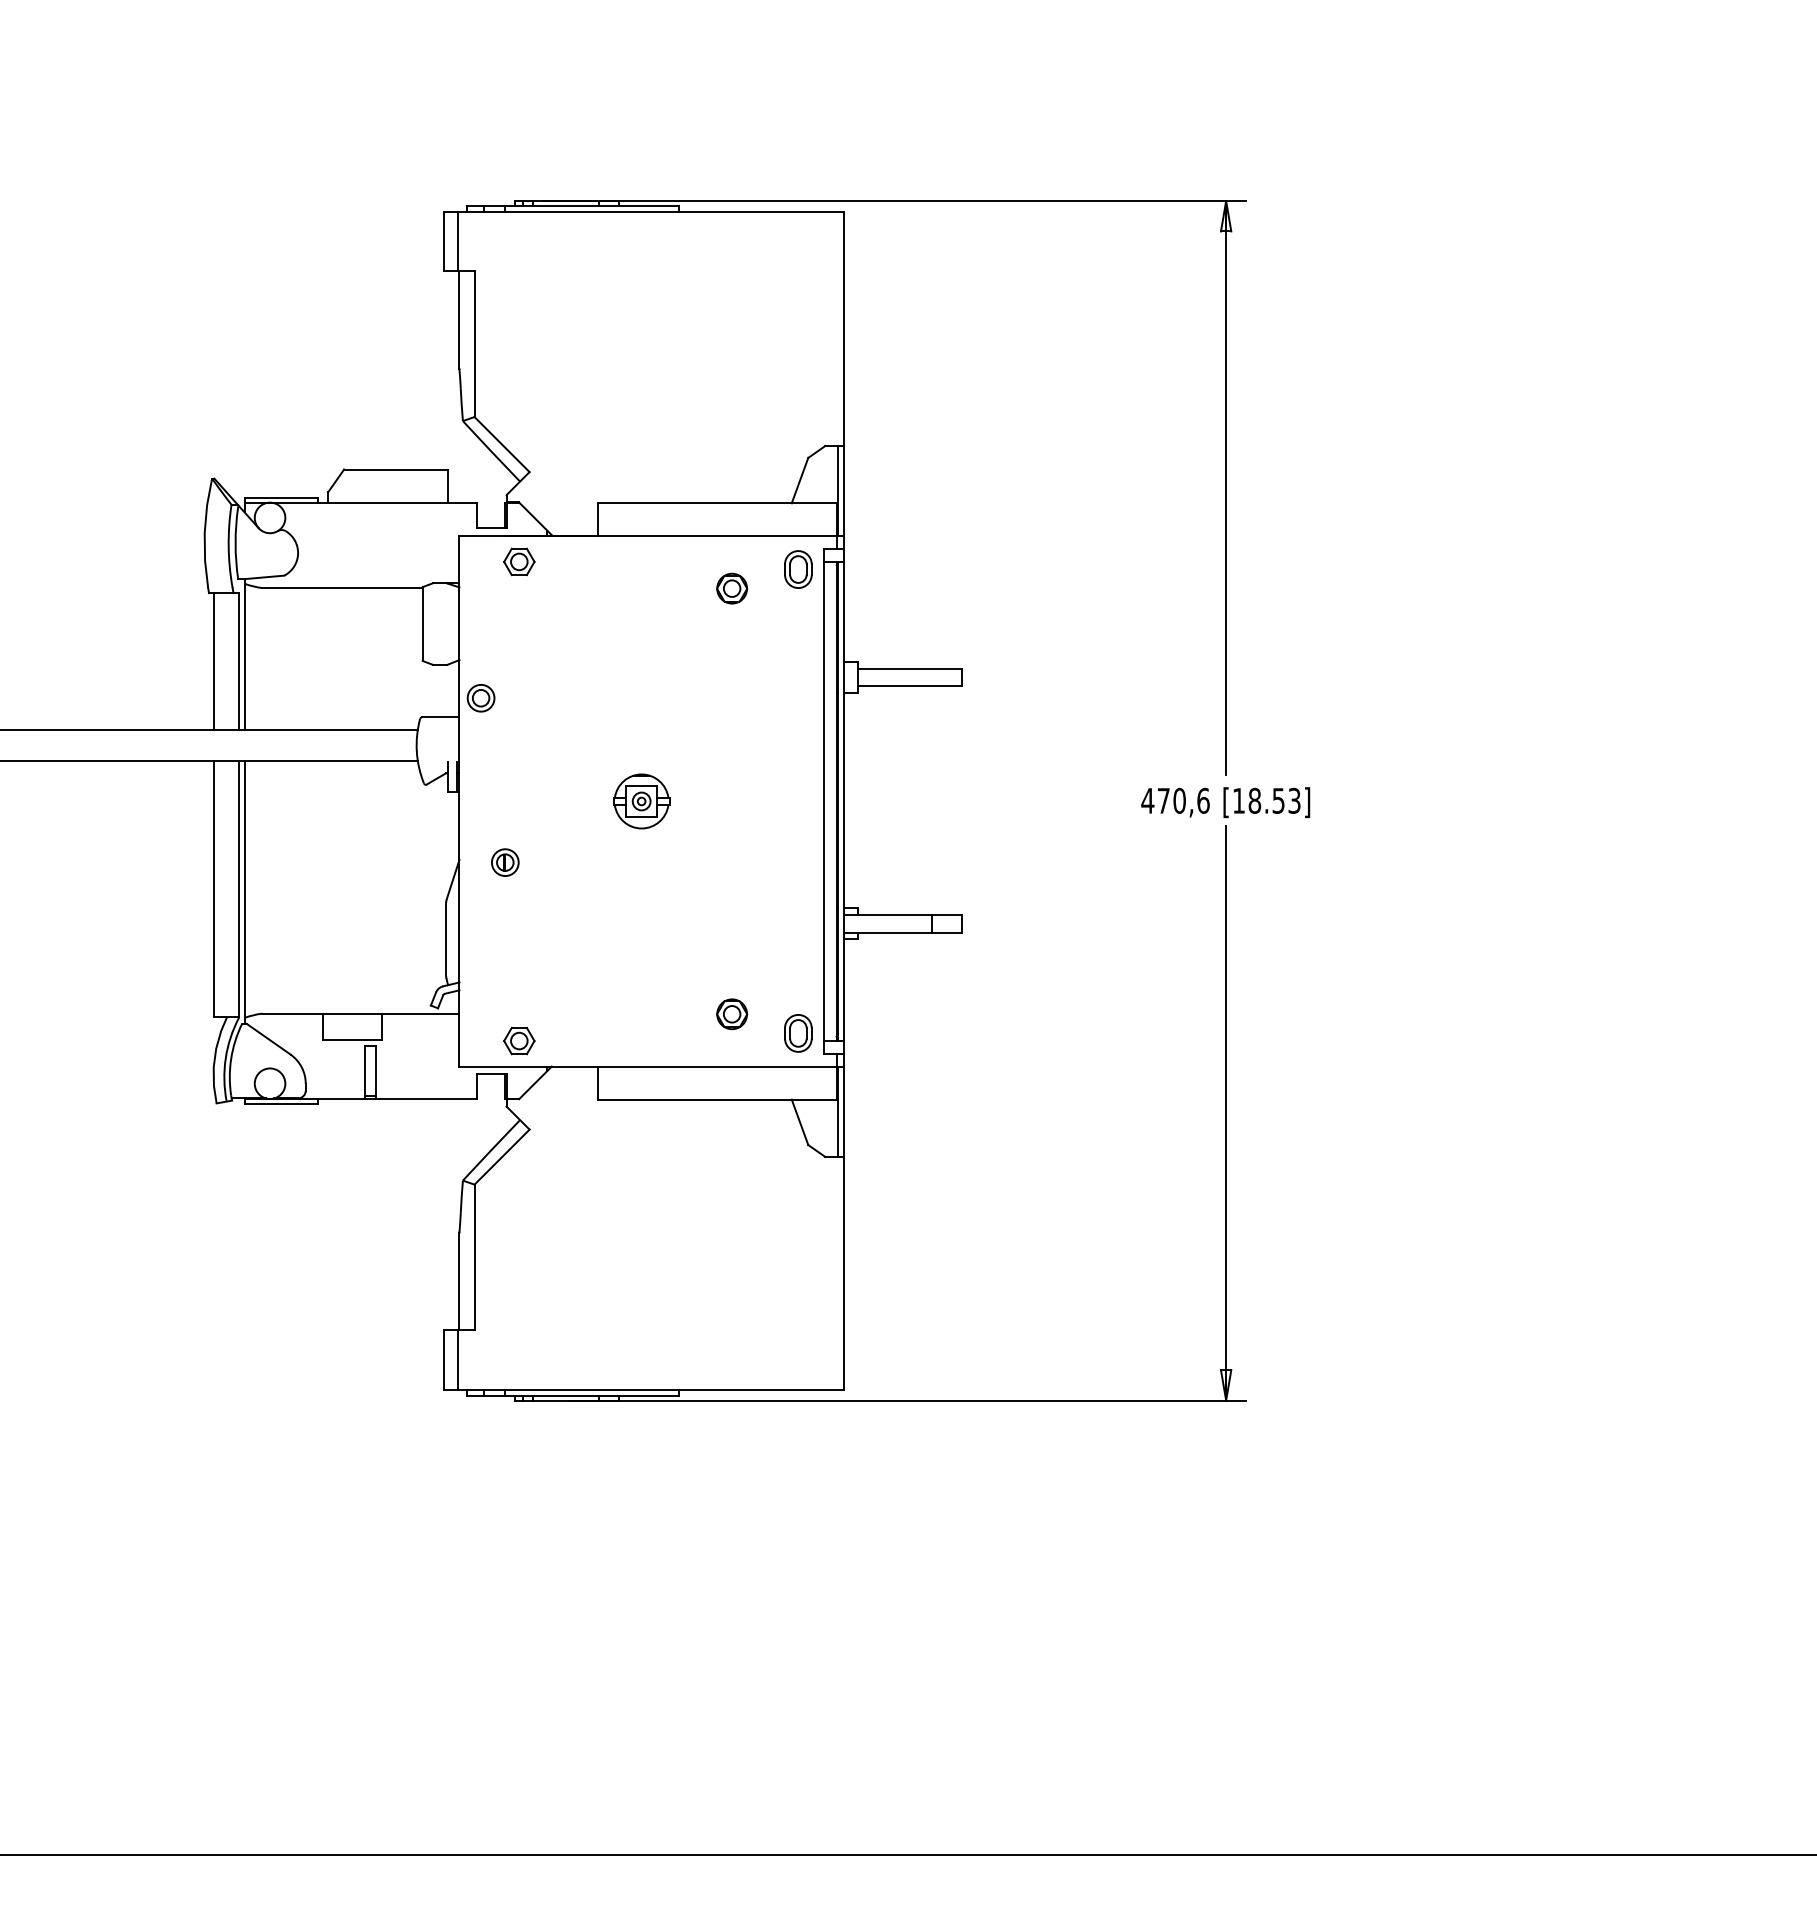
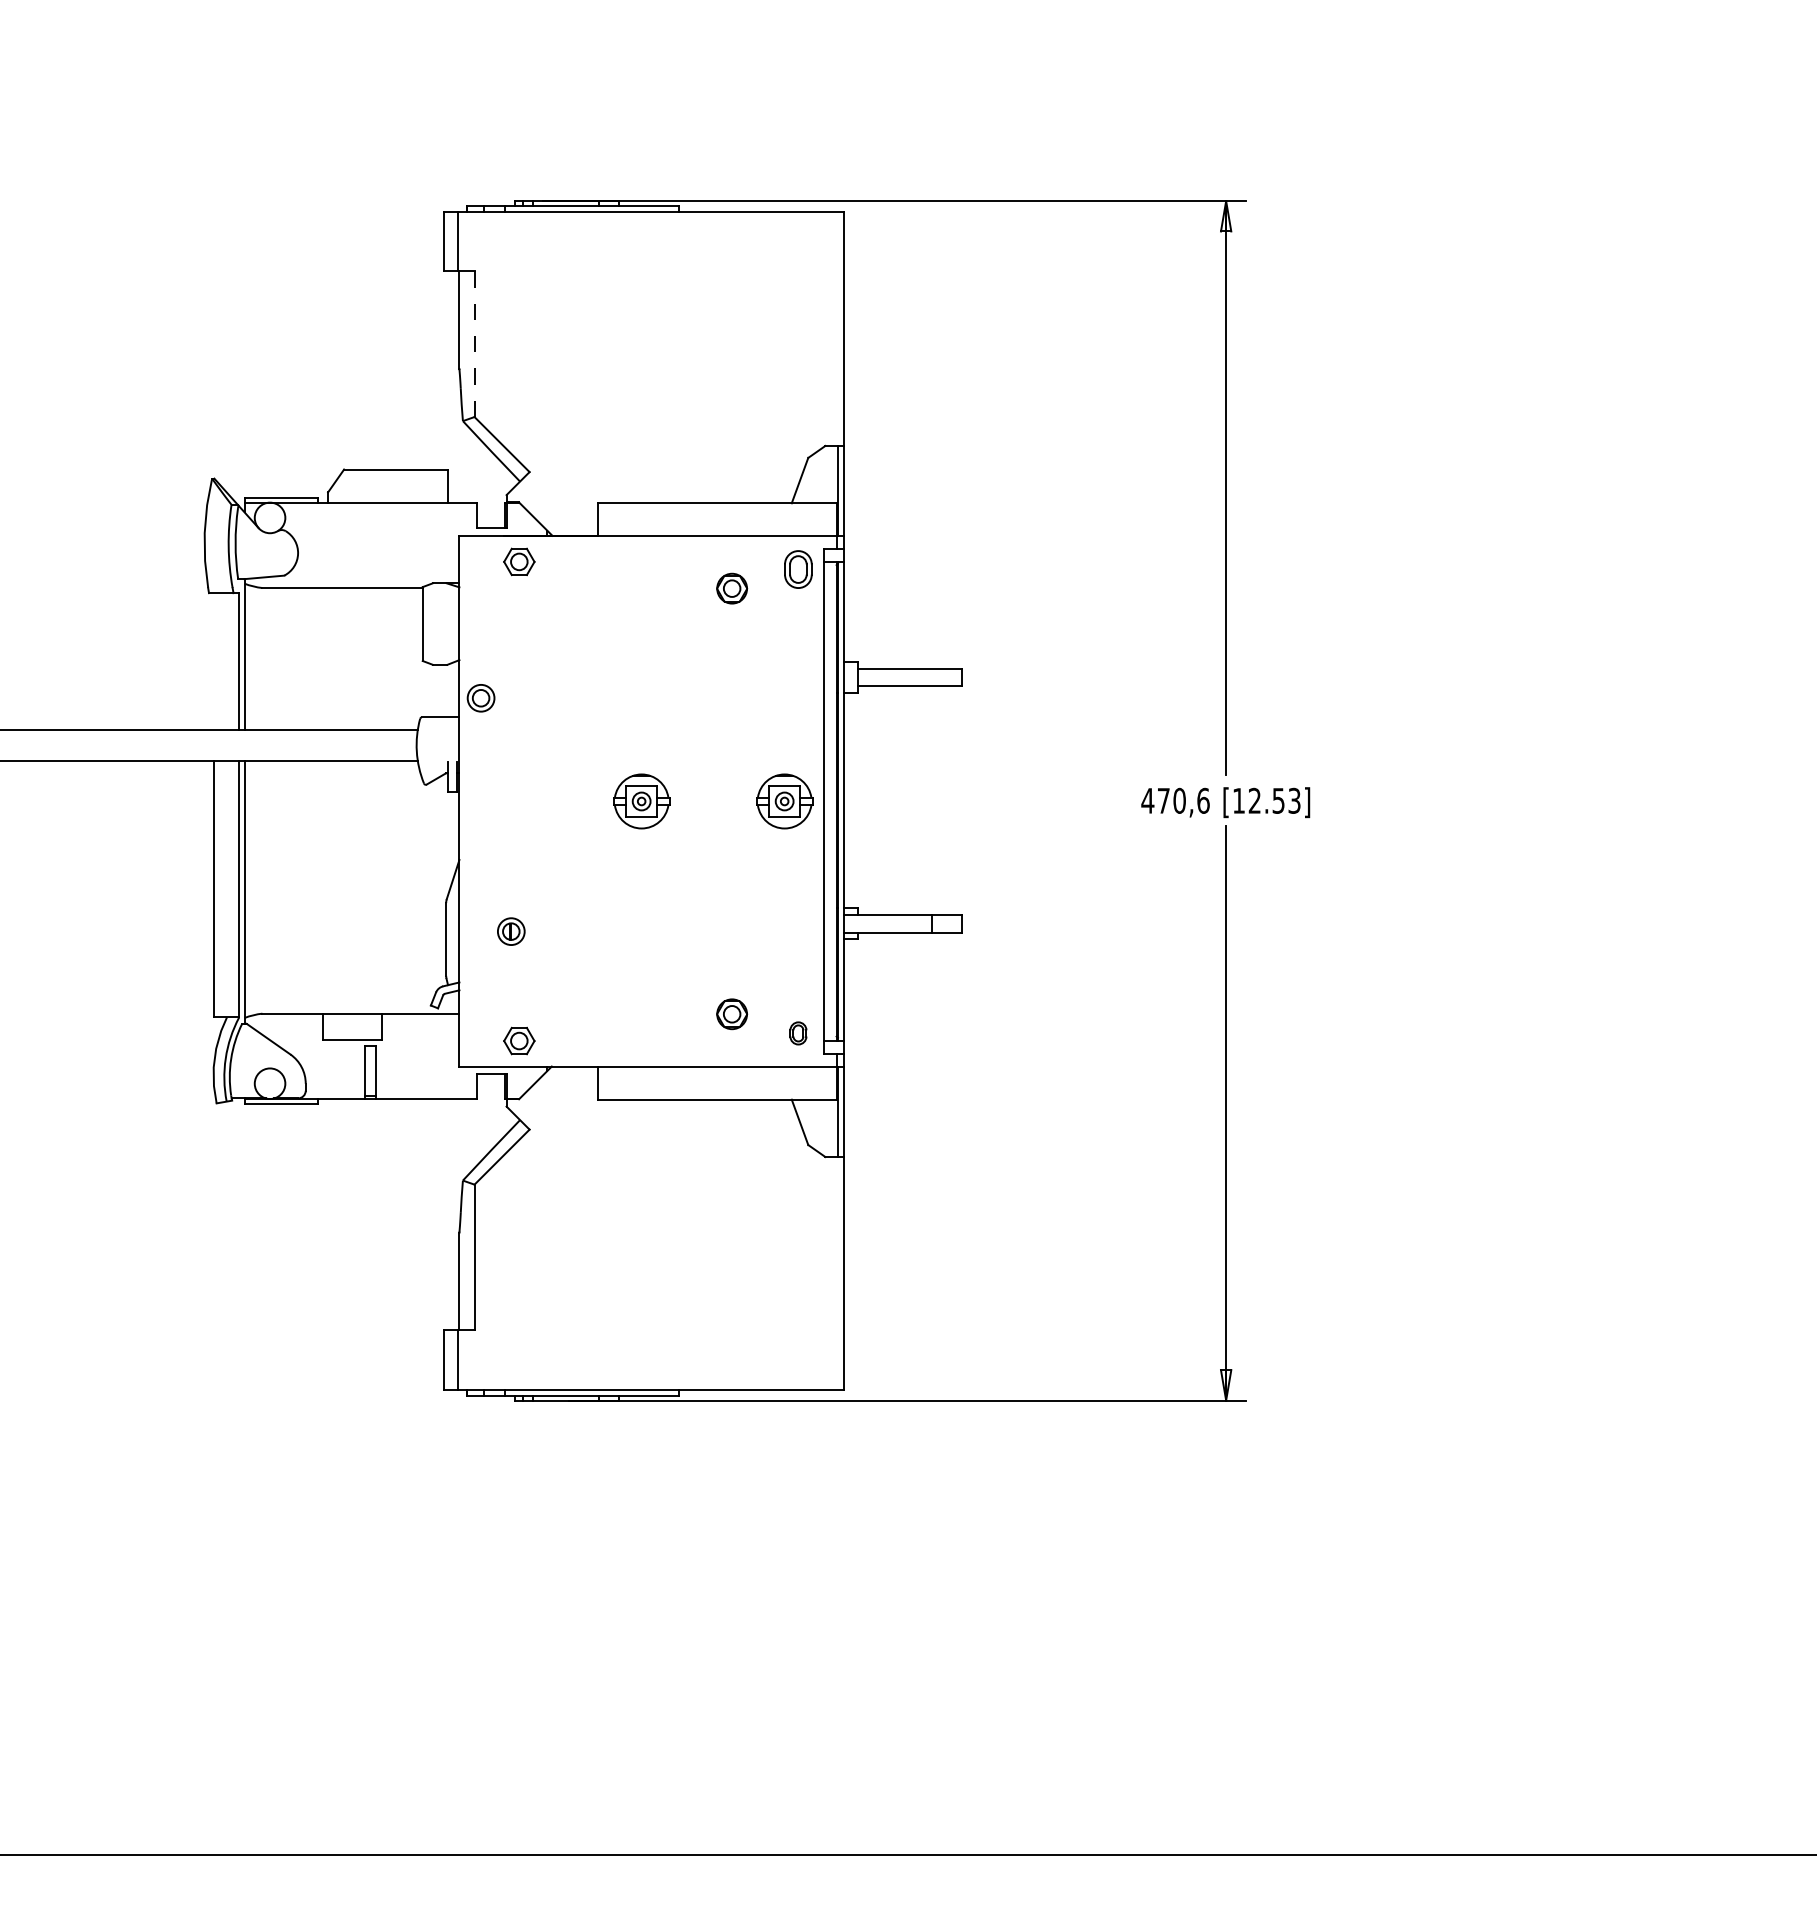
line: solid -> dashed (474, 344)
line: present -> none (214, 661)
text: [18.53] -> [12.53] (1254, 800)
part: none -> present (784, 801)
part position: (505, 862) -> (511, 931) (511, 931)
part size: 29x39 px -> 19x25 px (798, 1033)
